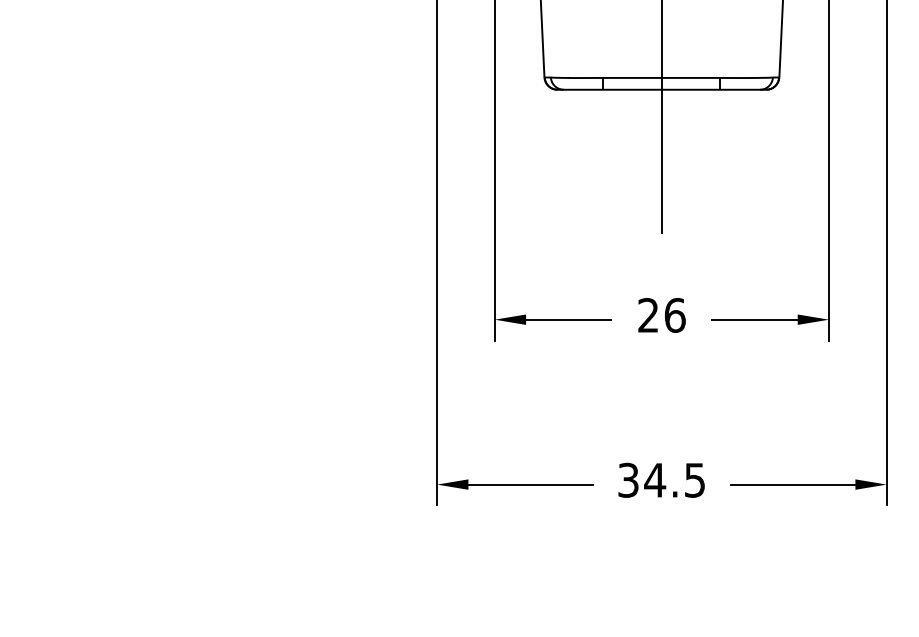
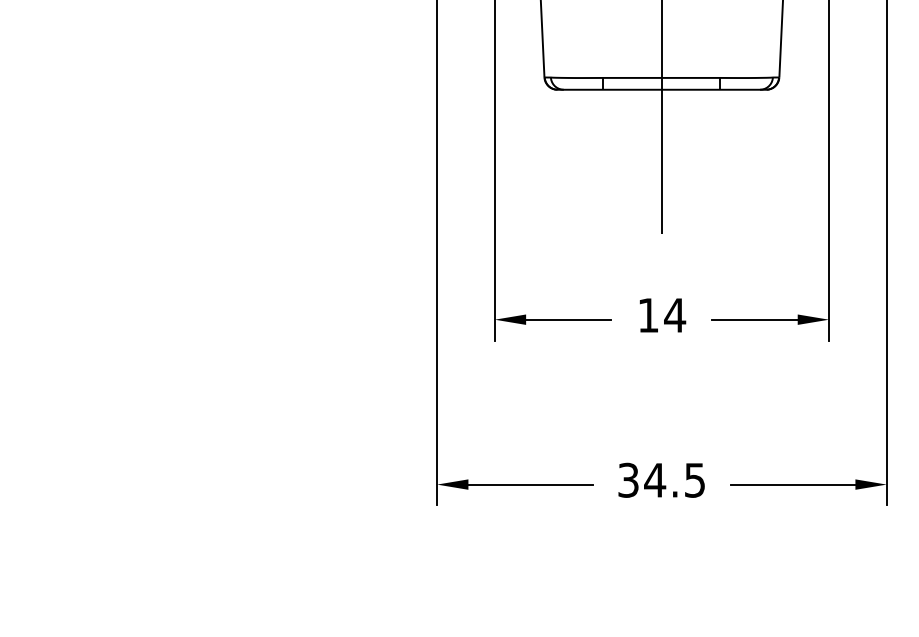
text: 26 -> 14 (662, 315)
